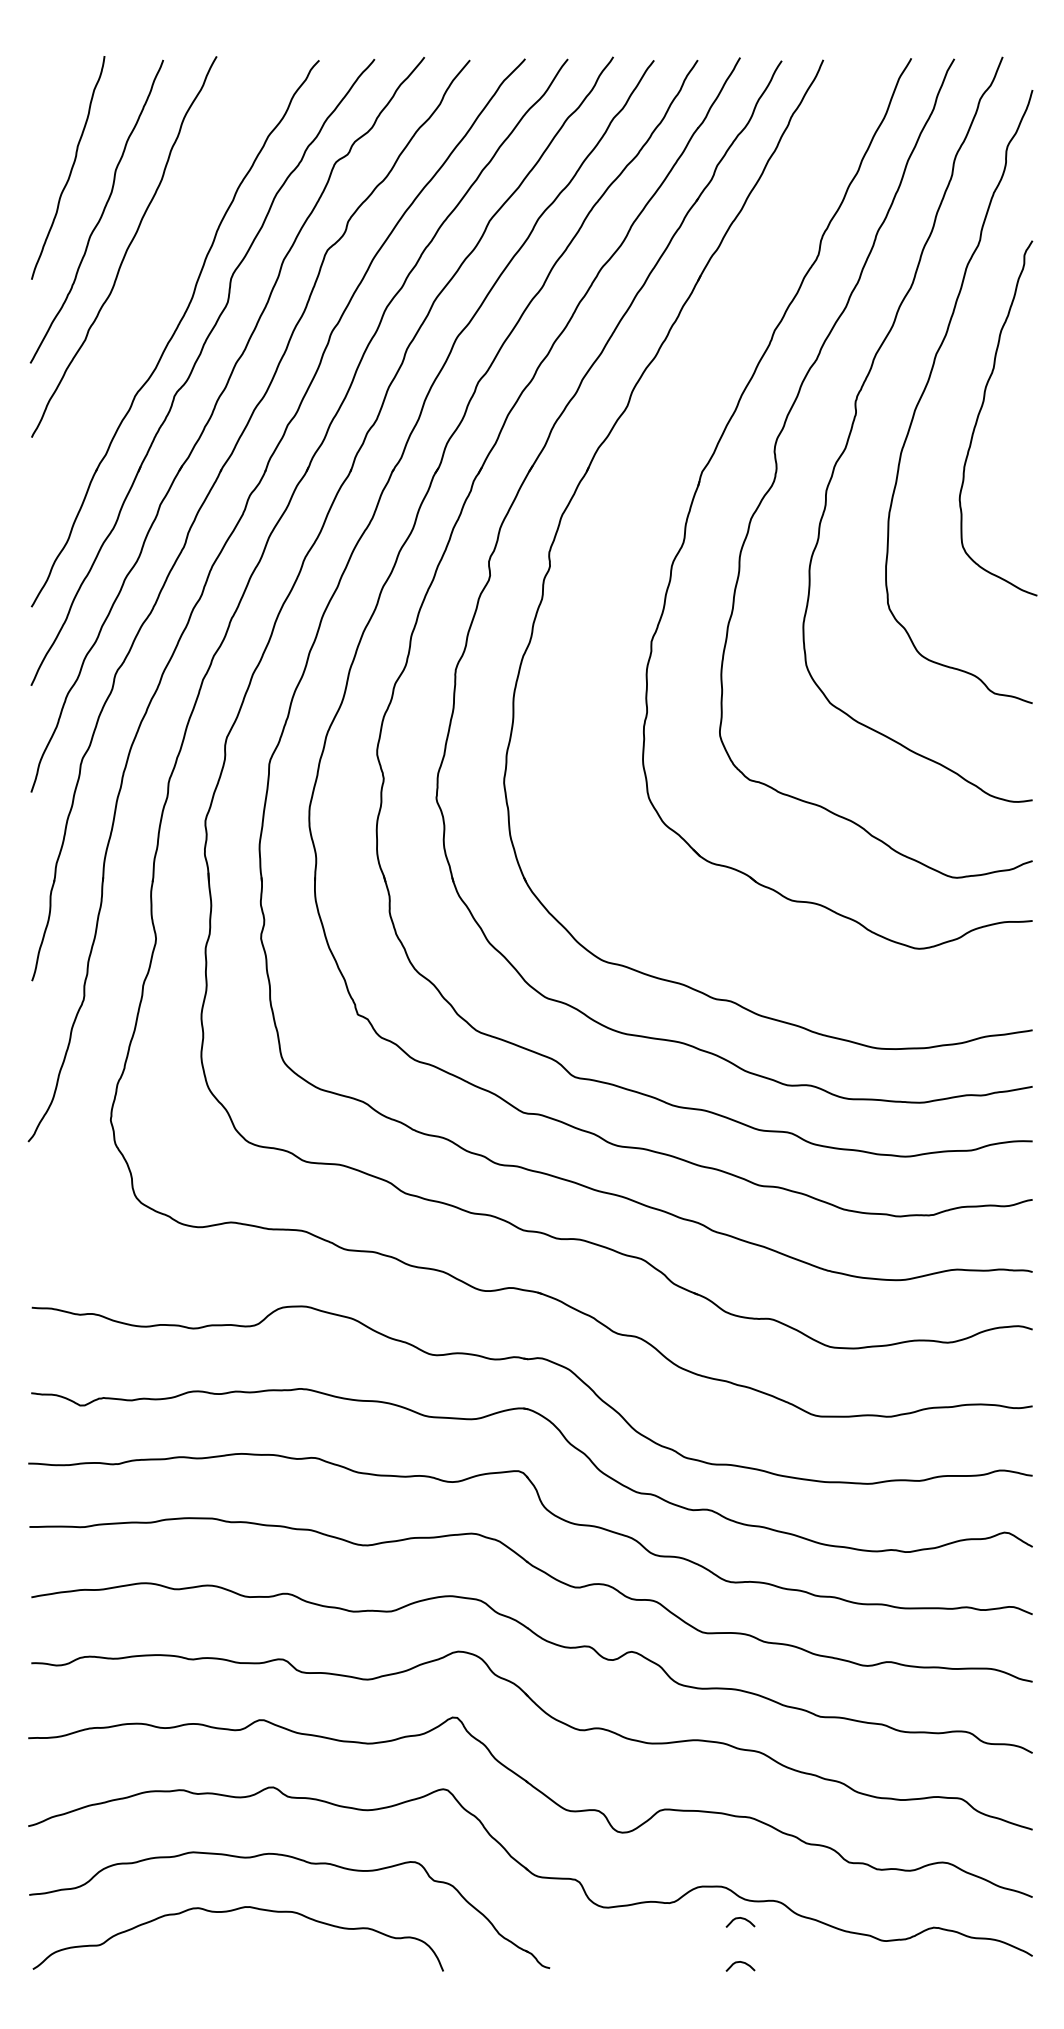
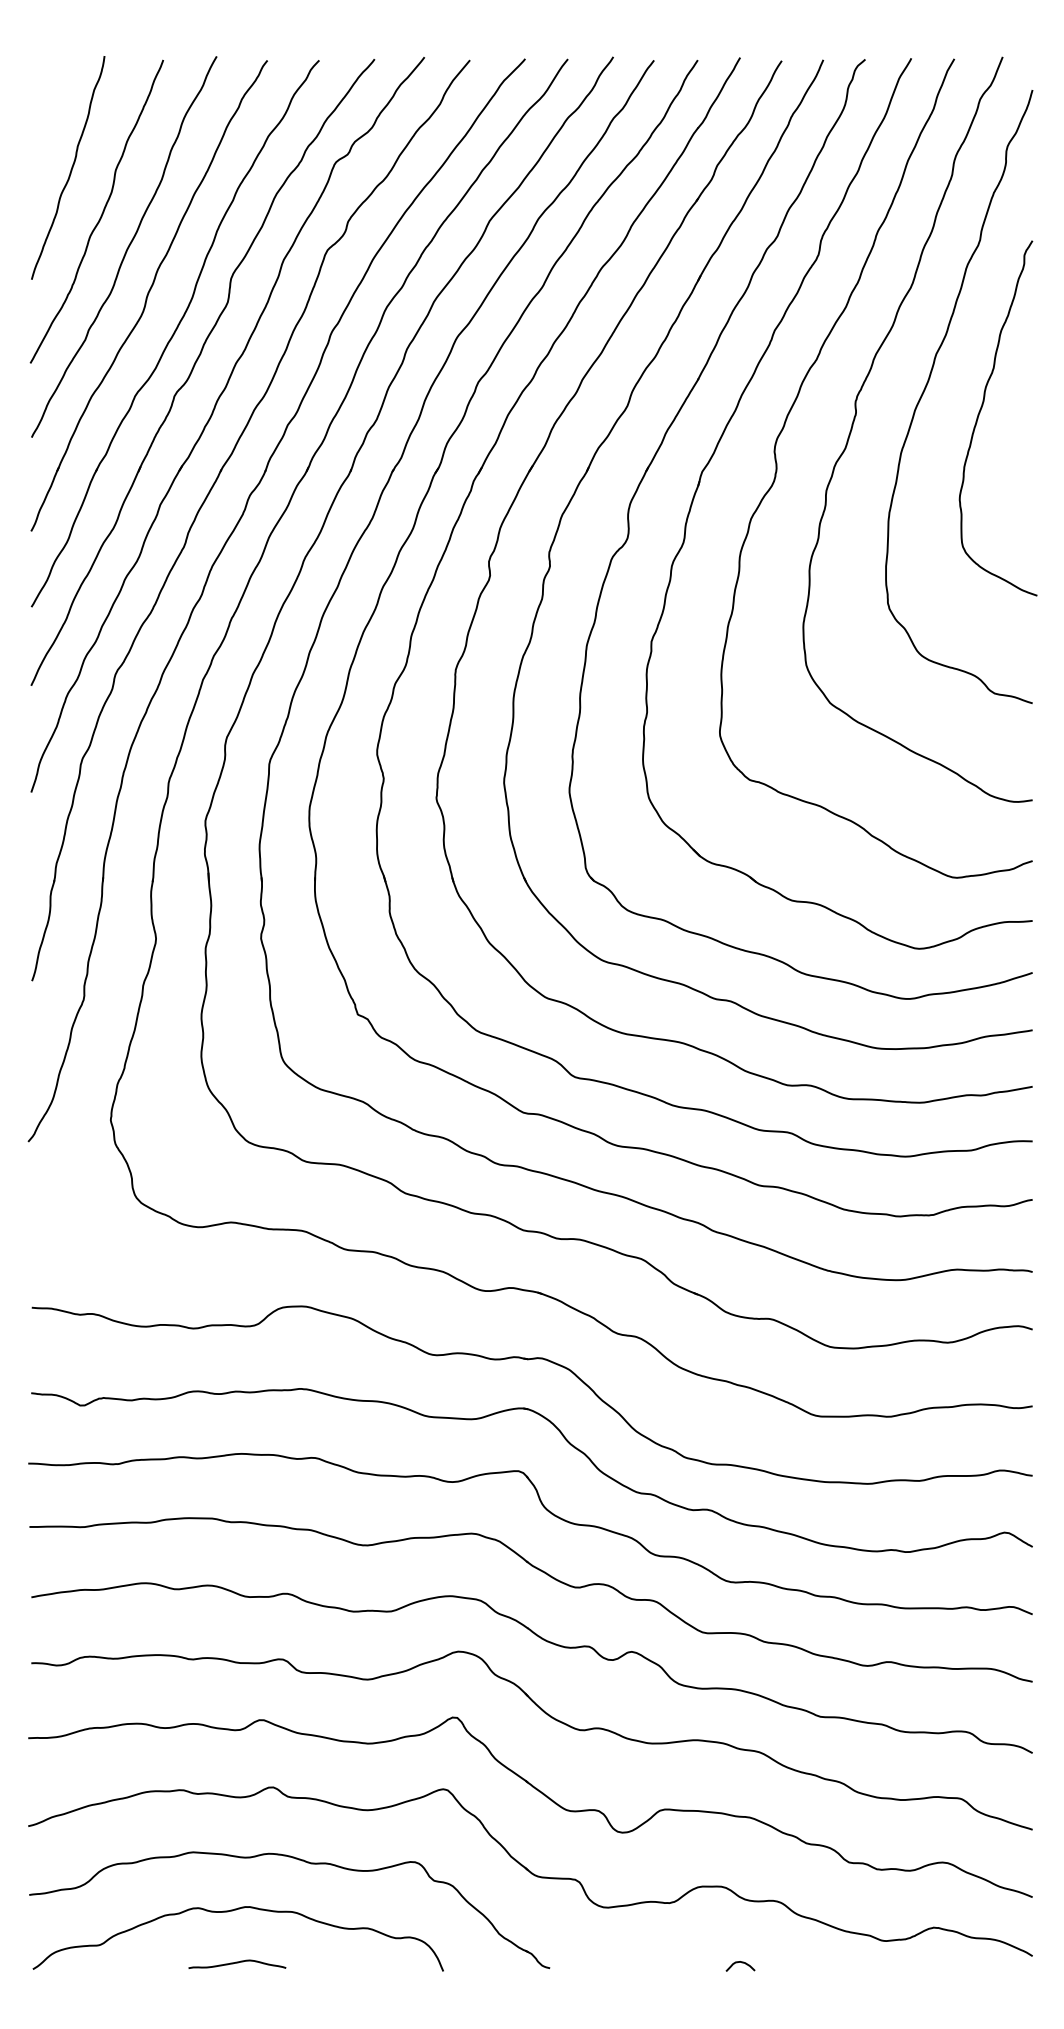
part: none -> present (148, 295)
part: none -> present (656, 455)
curve: present -> none (741, 1919)
curve: none -> present (237, 1963)
